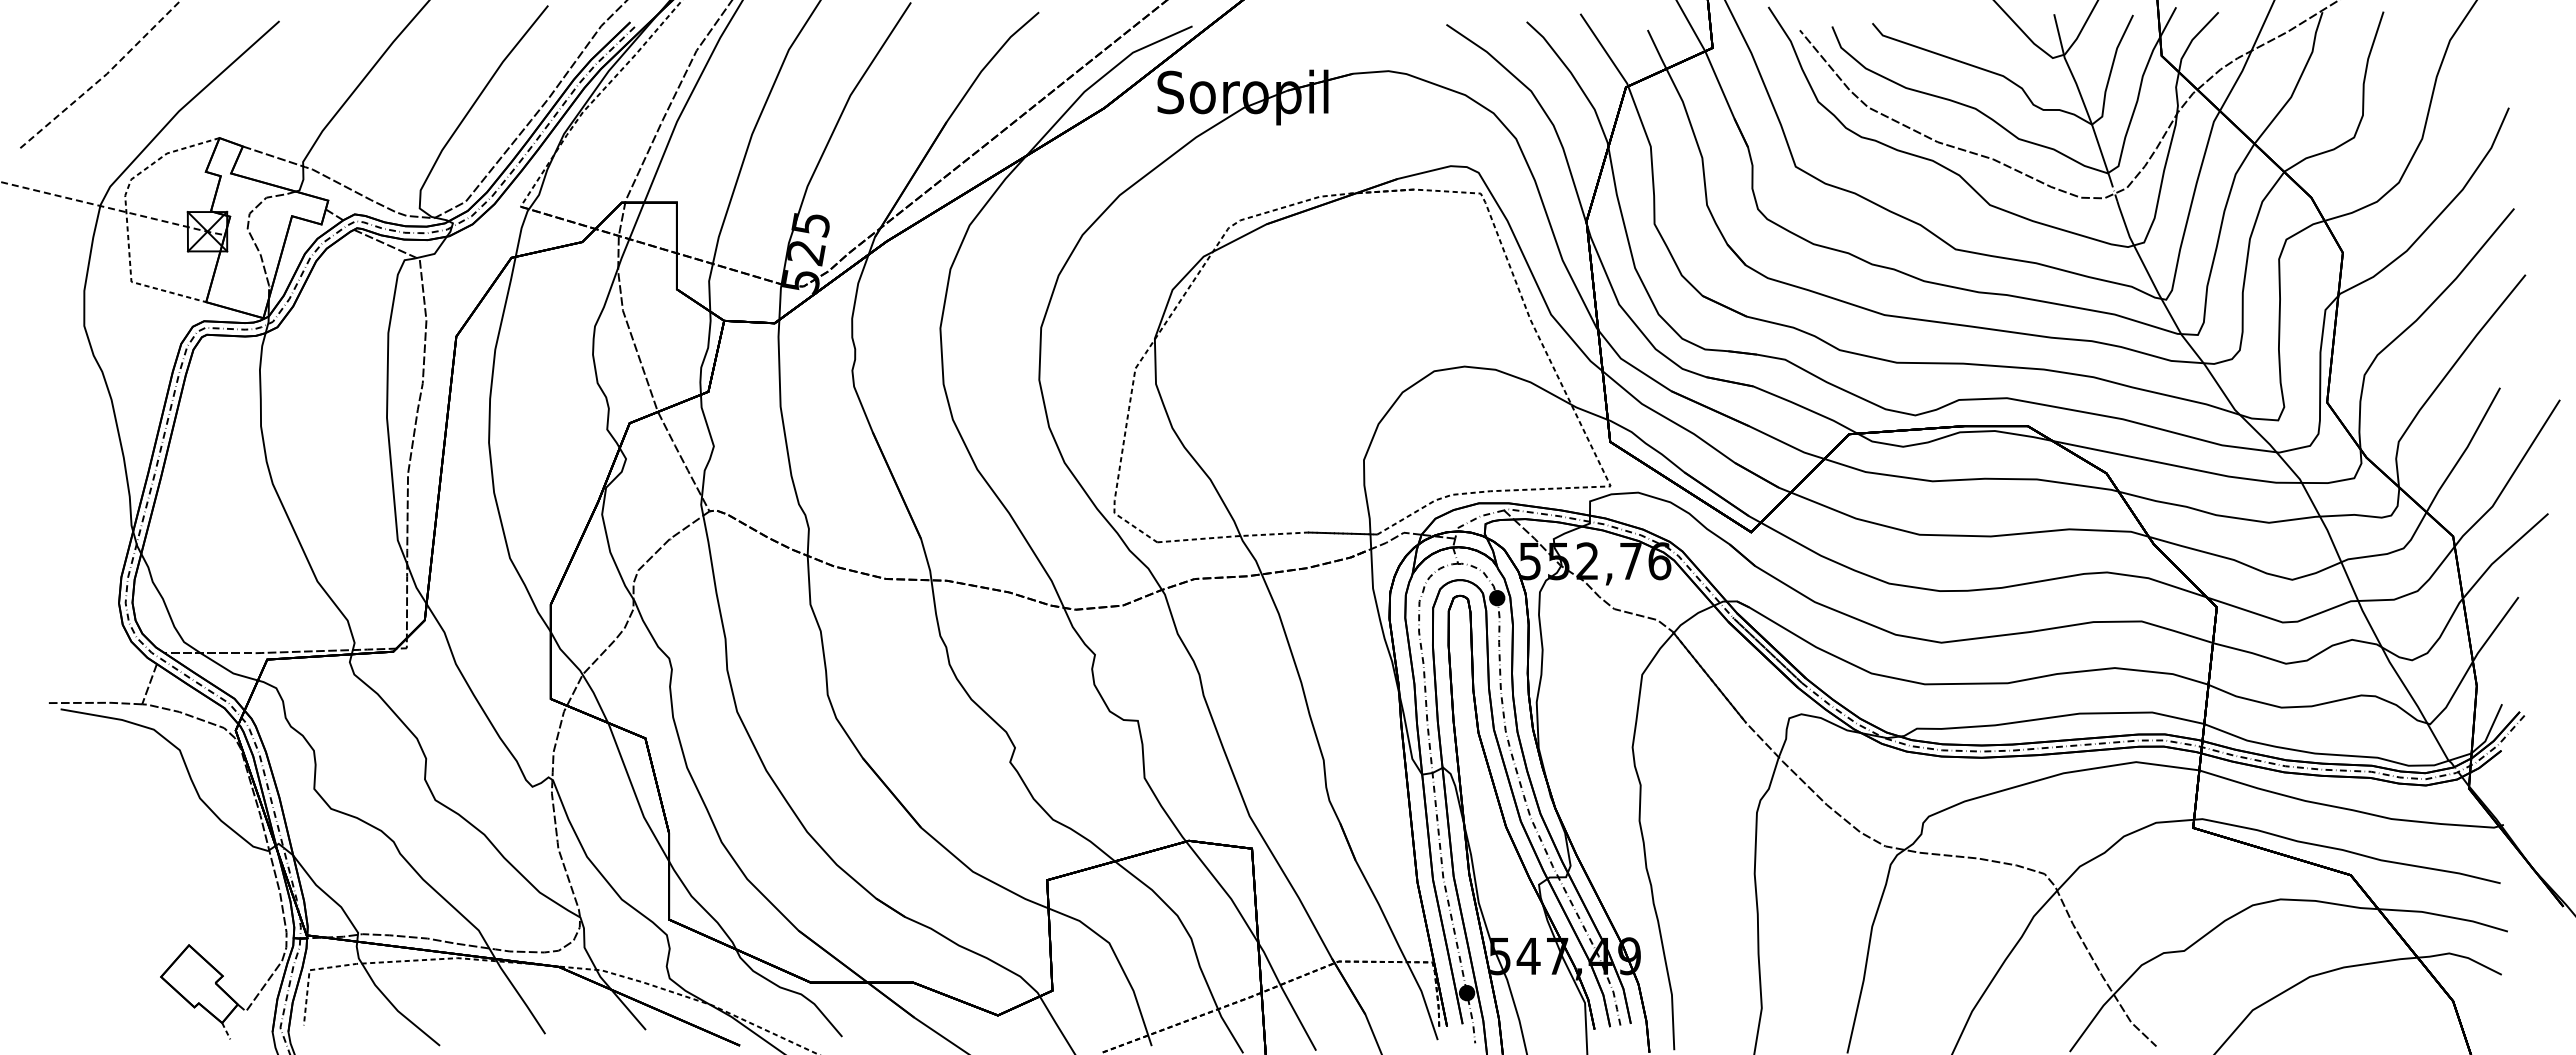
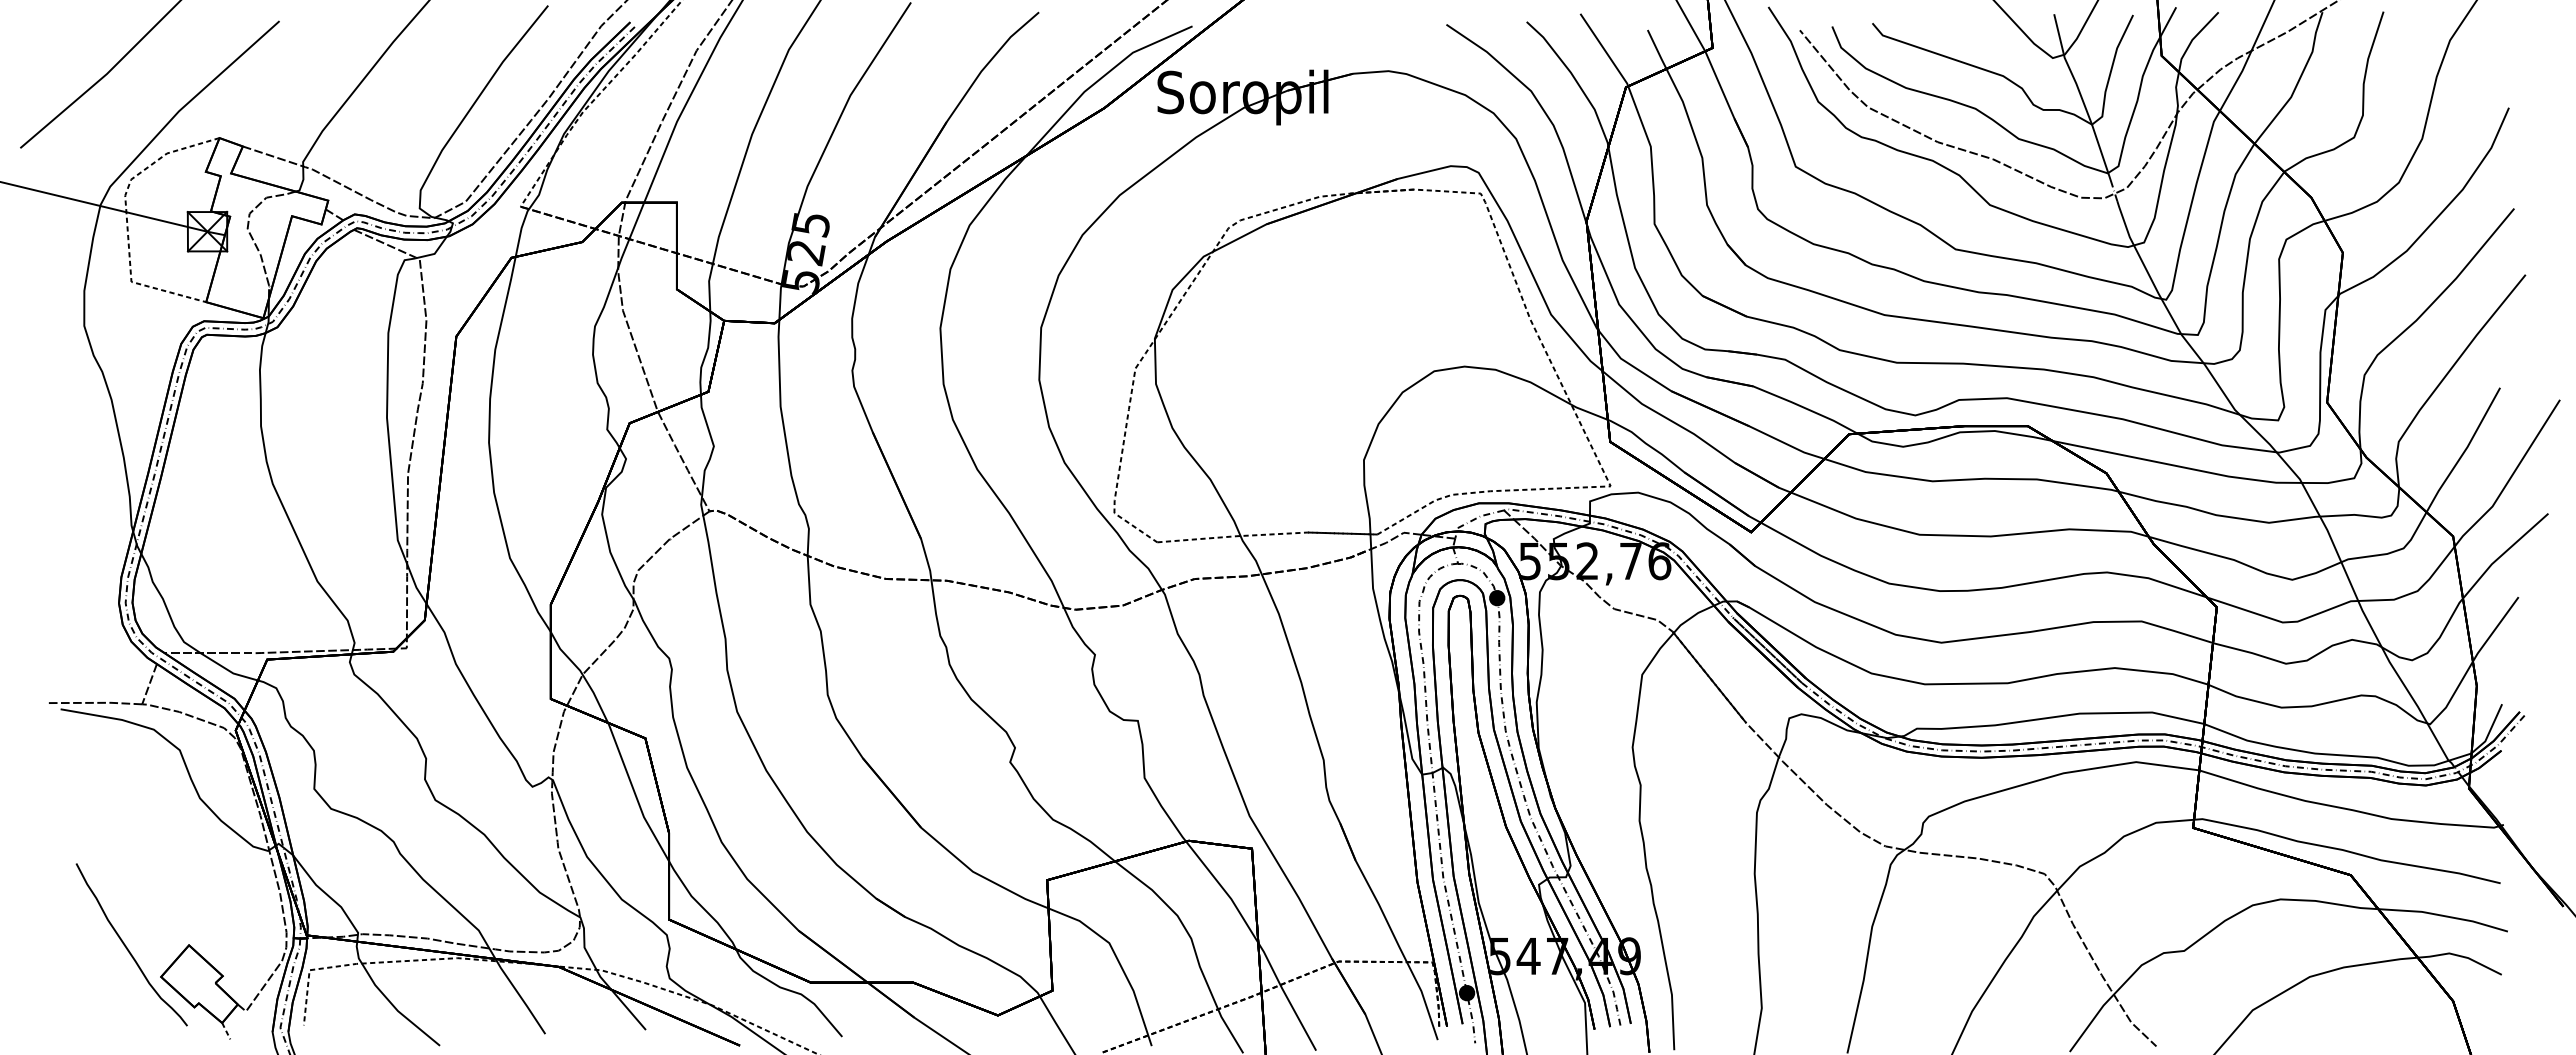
line: dashed -> solid (103, 77)
line: dashed -> solid (113, 209)
curve: none -> present (127, 947)
